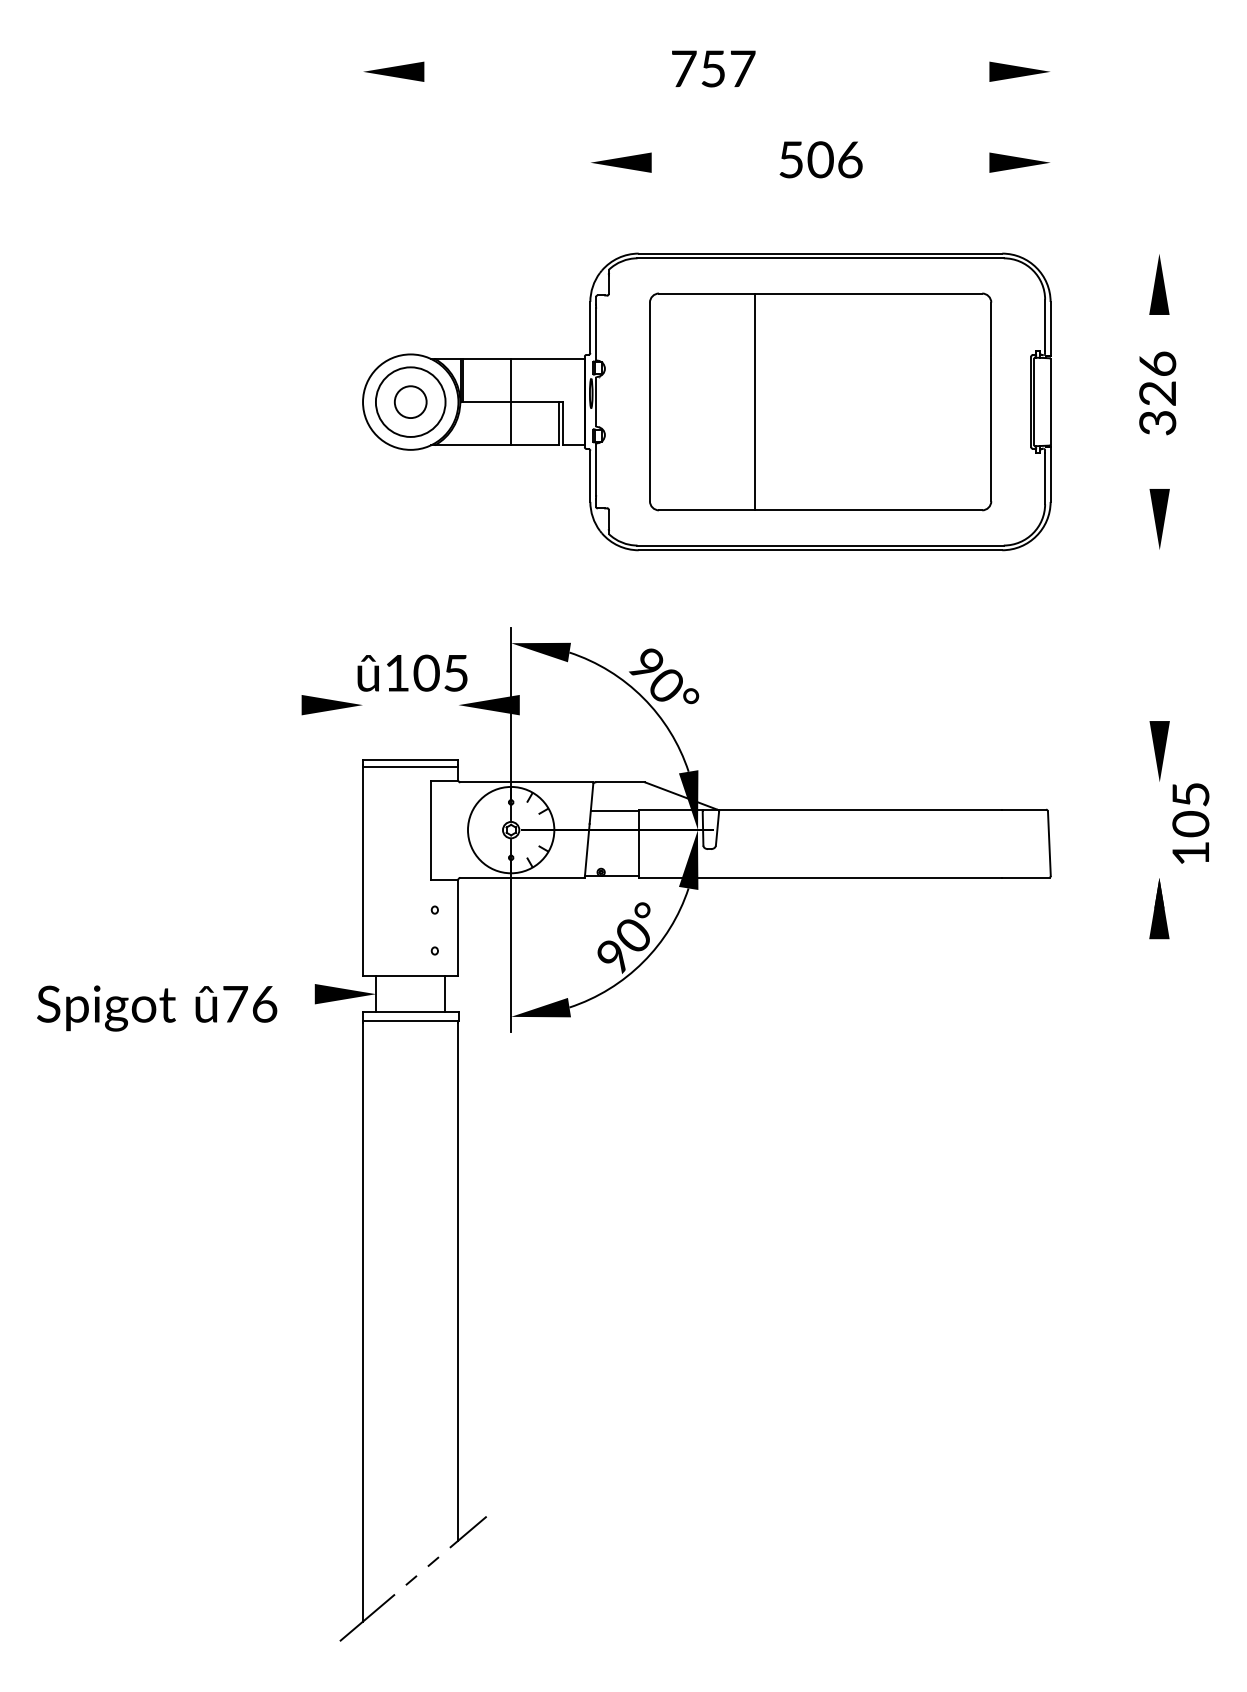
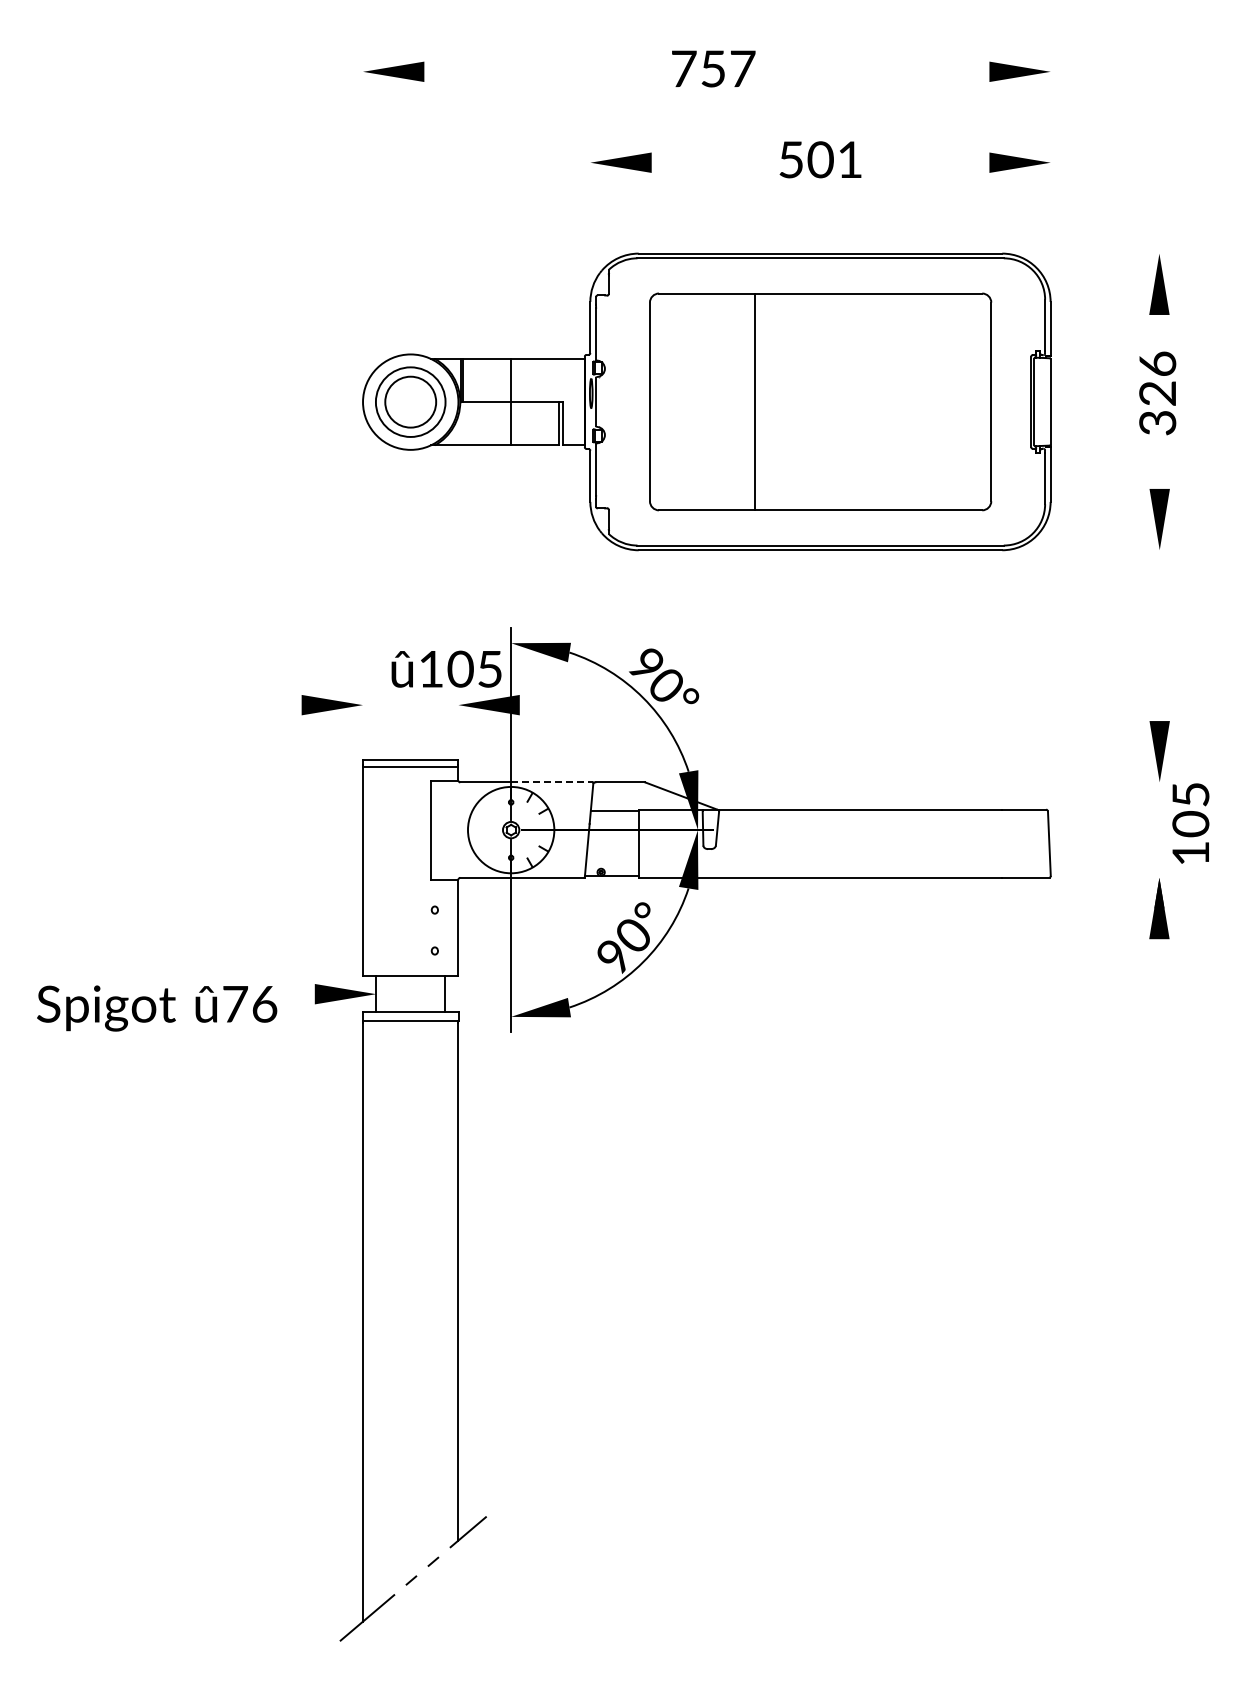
text: 506 -> 501 (850, 159)
circle diameter: 32 px -> 51 px (410, 401)
text position: (412, 672) -> (446, 668) (446, 668)
line: solid -> dashed (552, 782)
